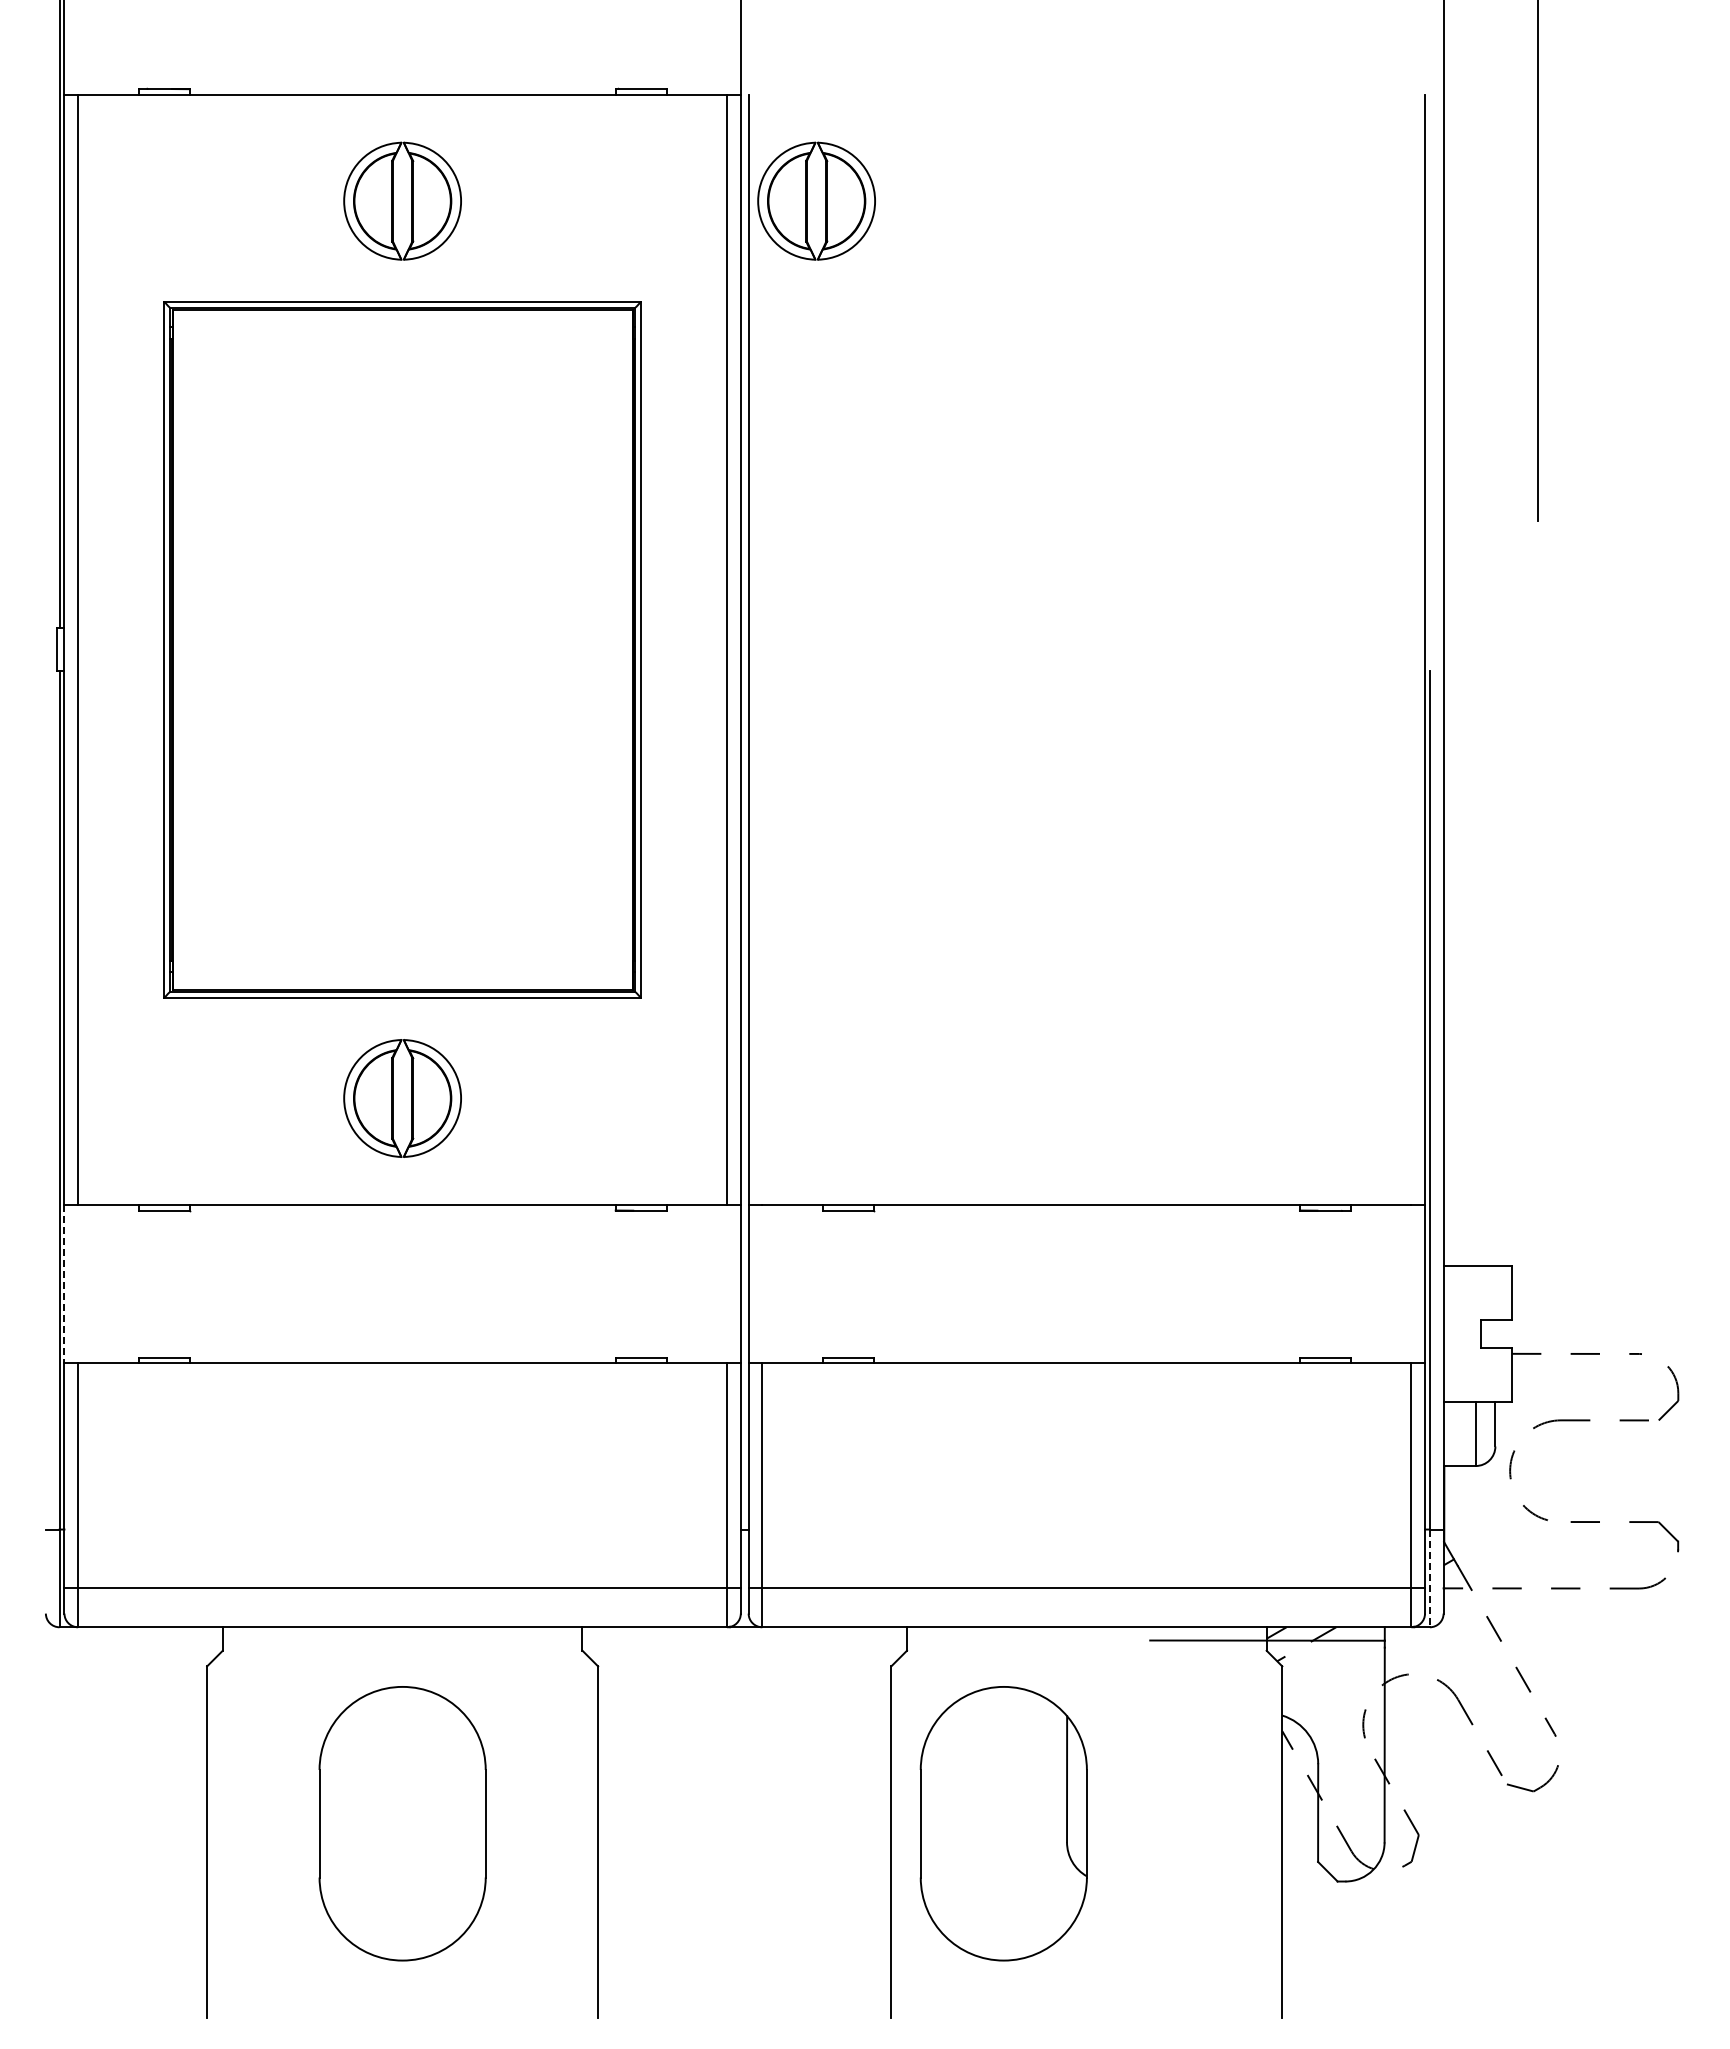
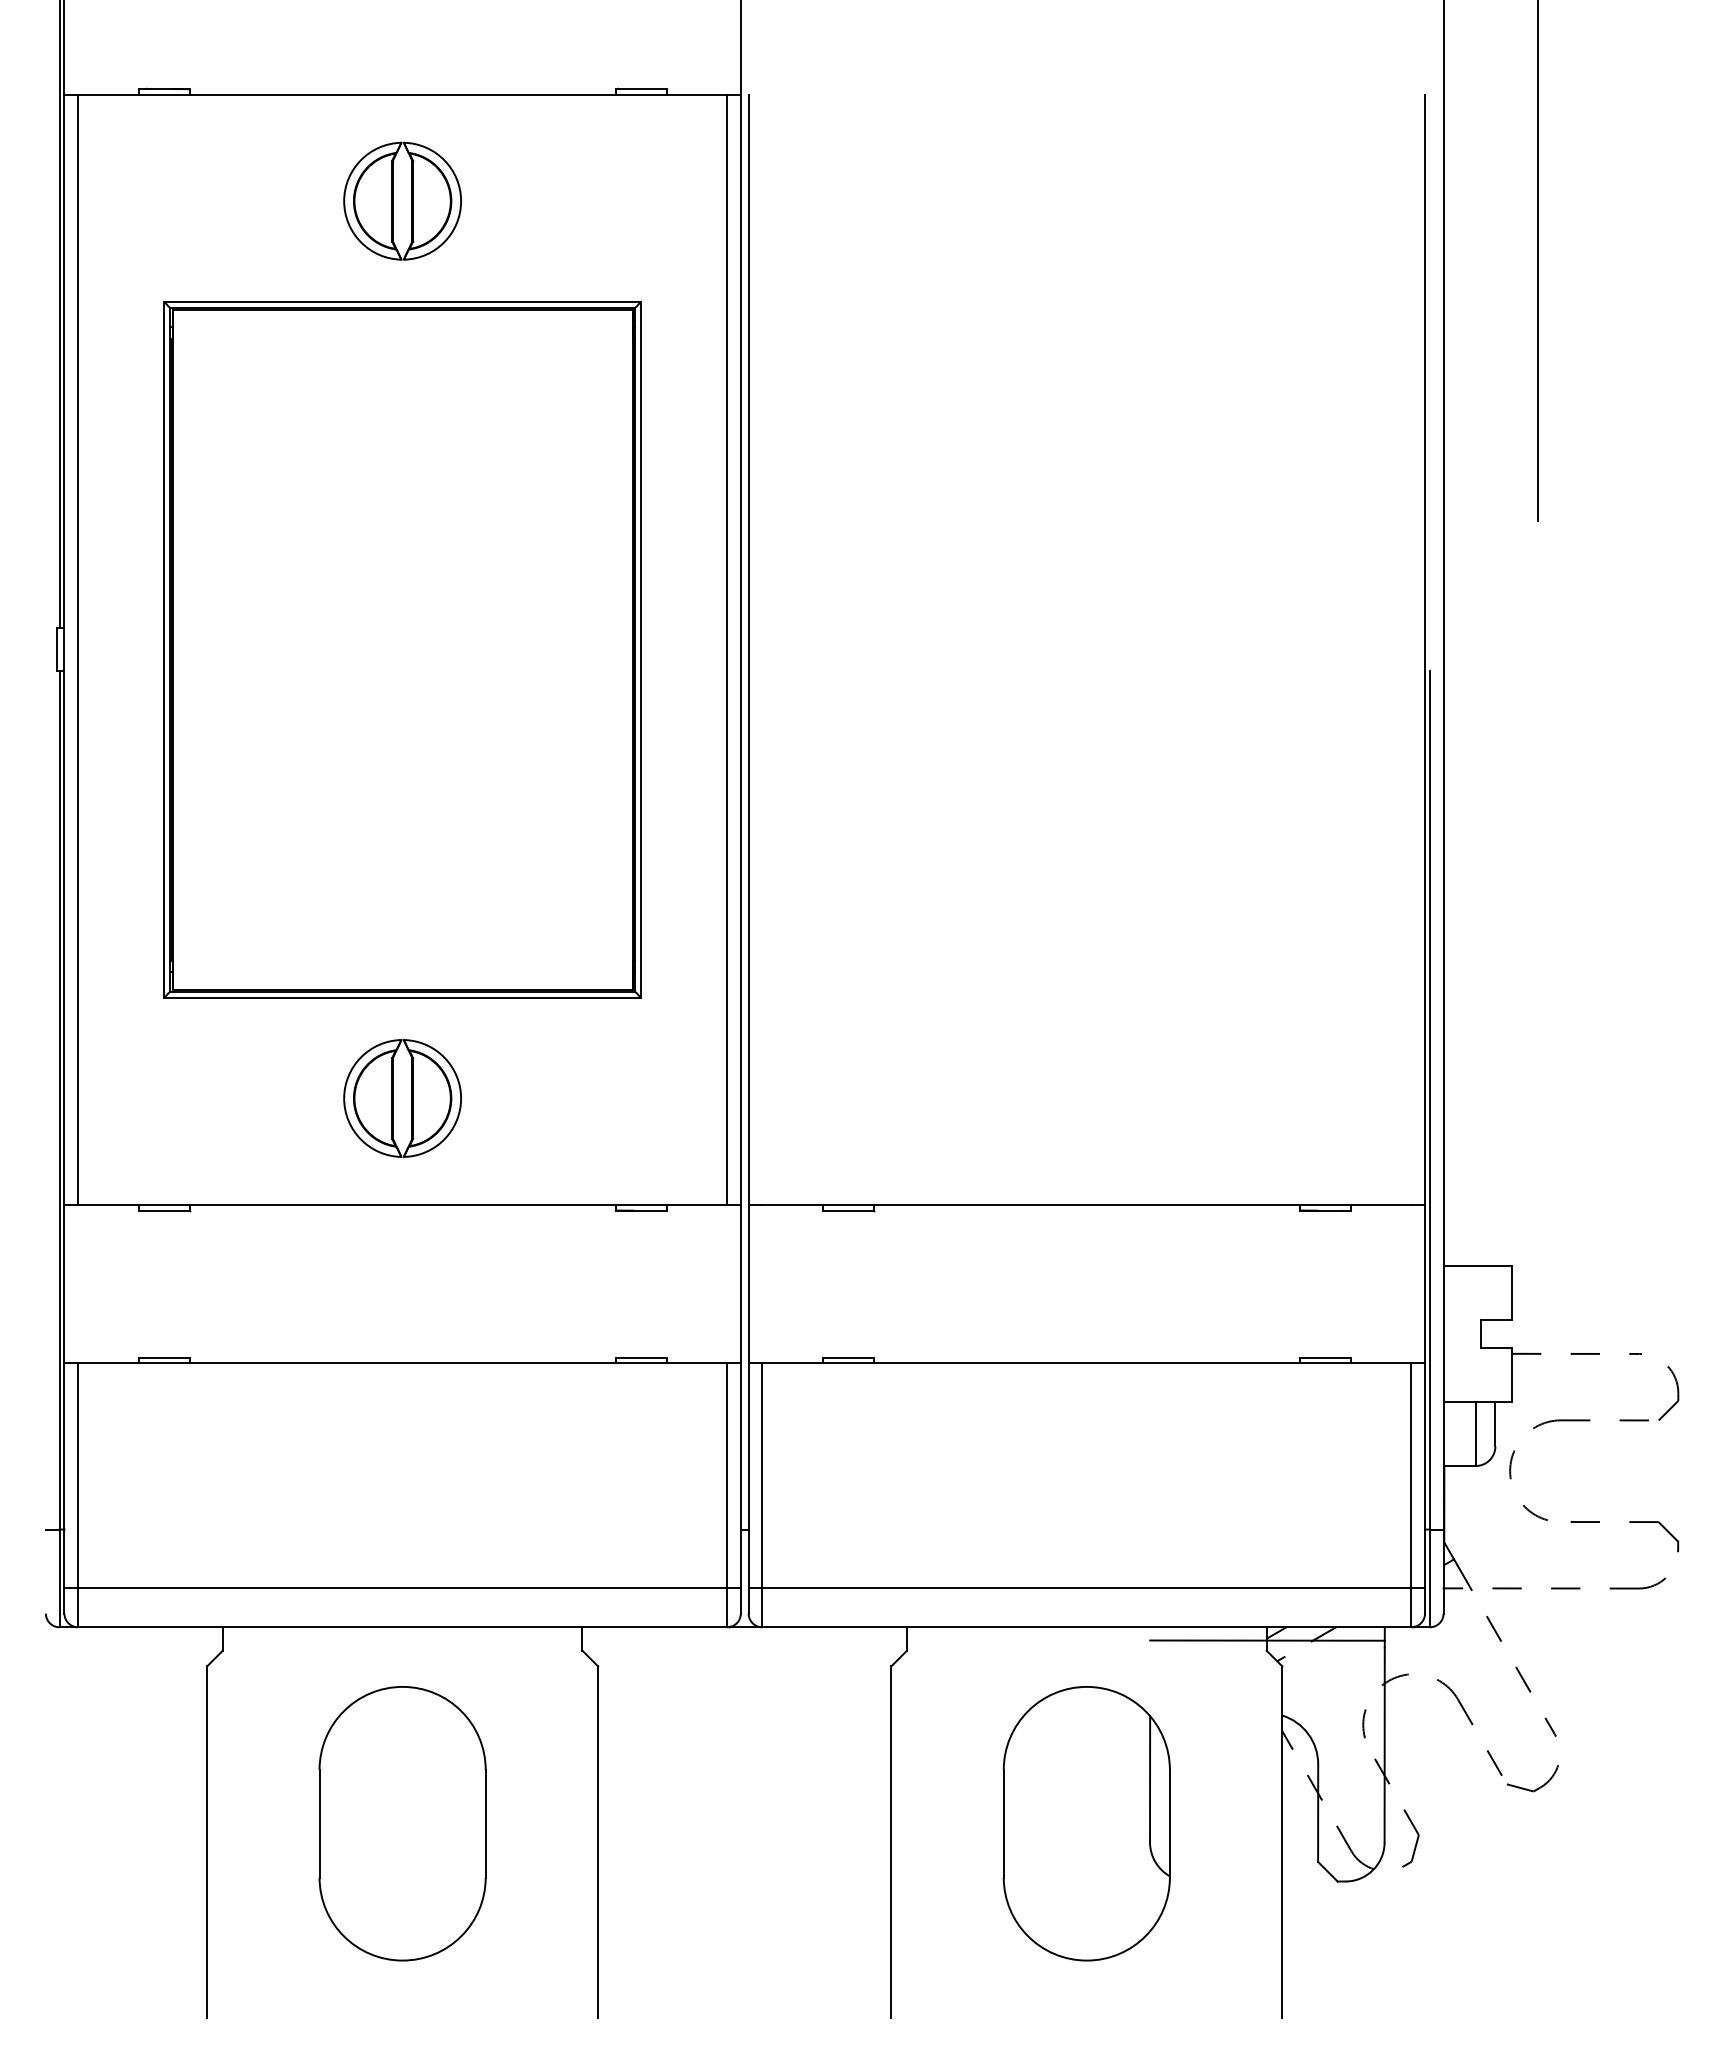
part: present -> none (816, 200)
line: dashed -> solid (64, 1284)
line: dashed -> solid (1429, 1578)
part position: (1003, 1823) -> (1086, 1823) (1086, 1823)
